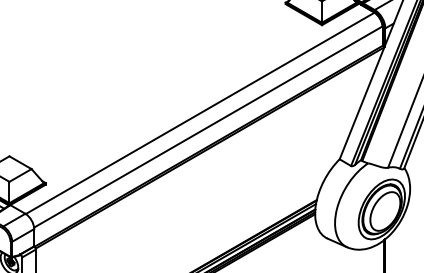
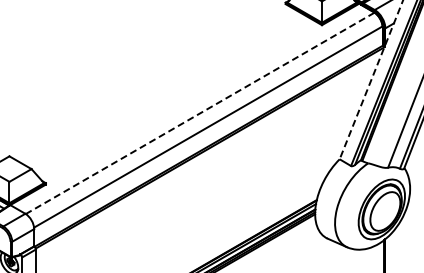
line: solid -> dashed (371, 80)
line: solid -> dashed (199, 113)
